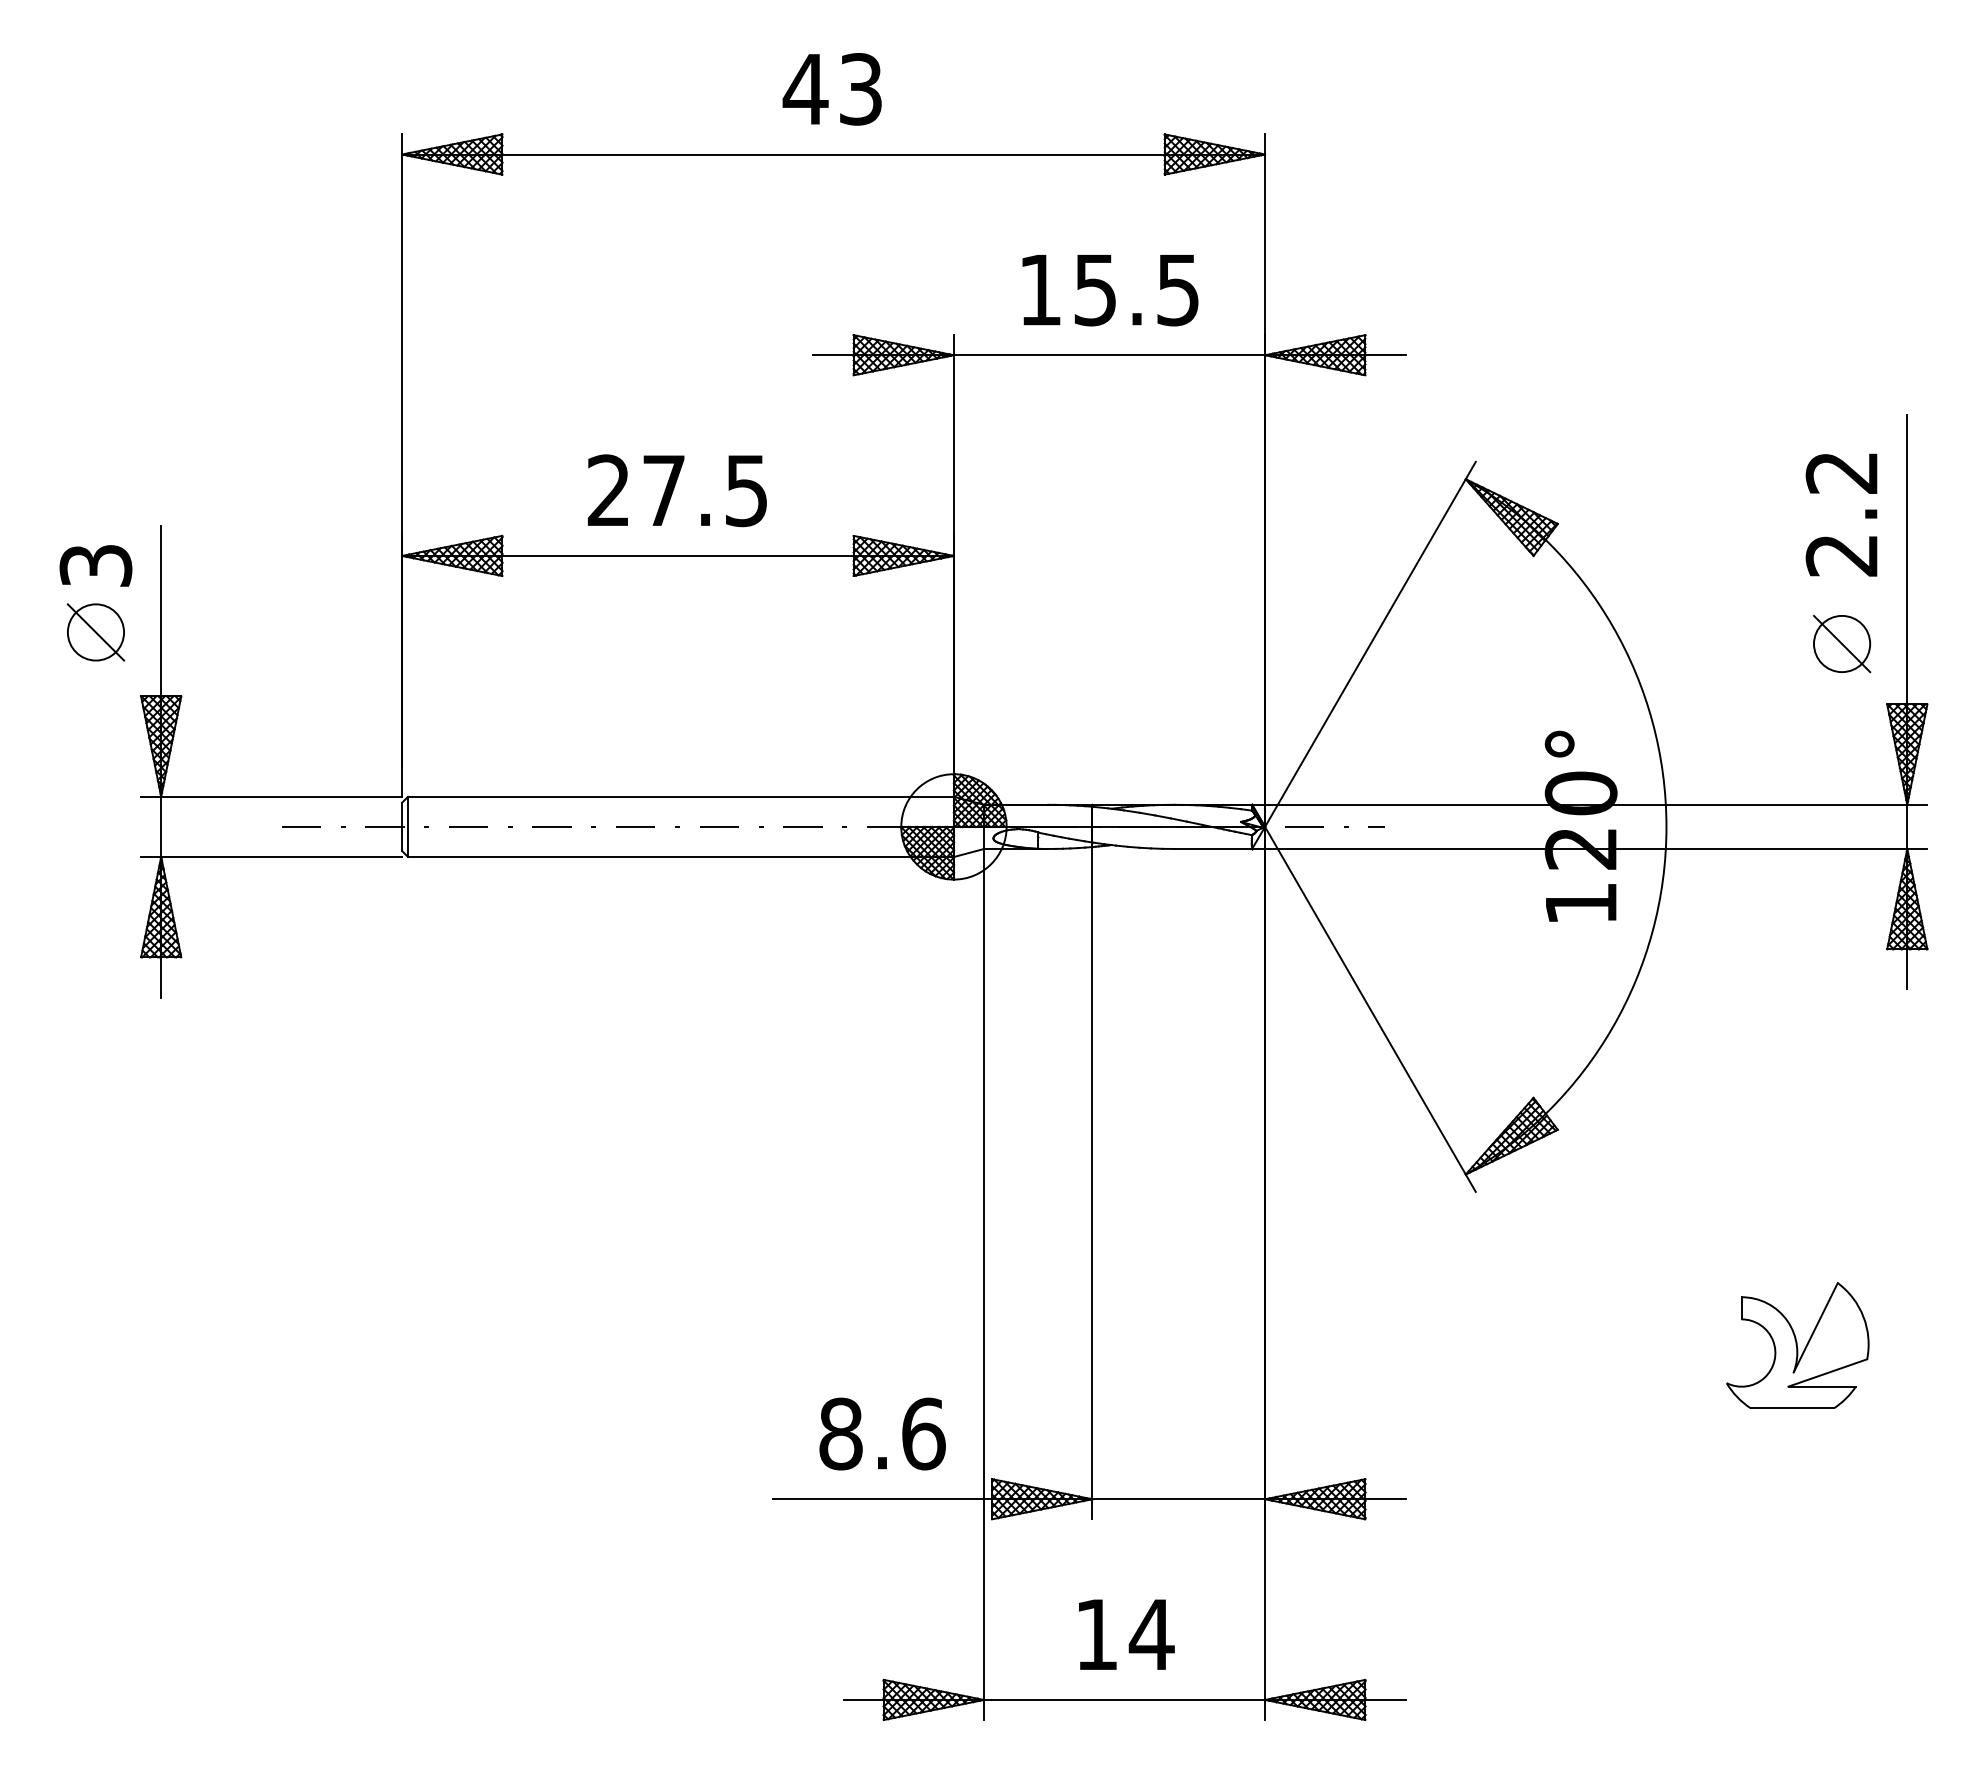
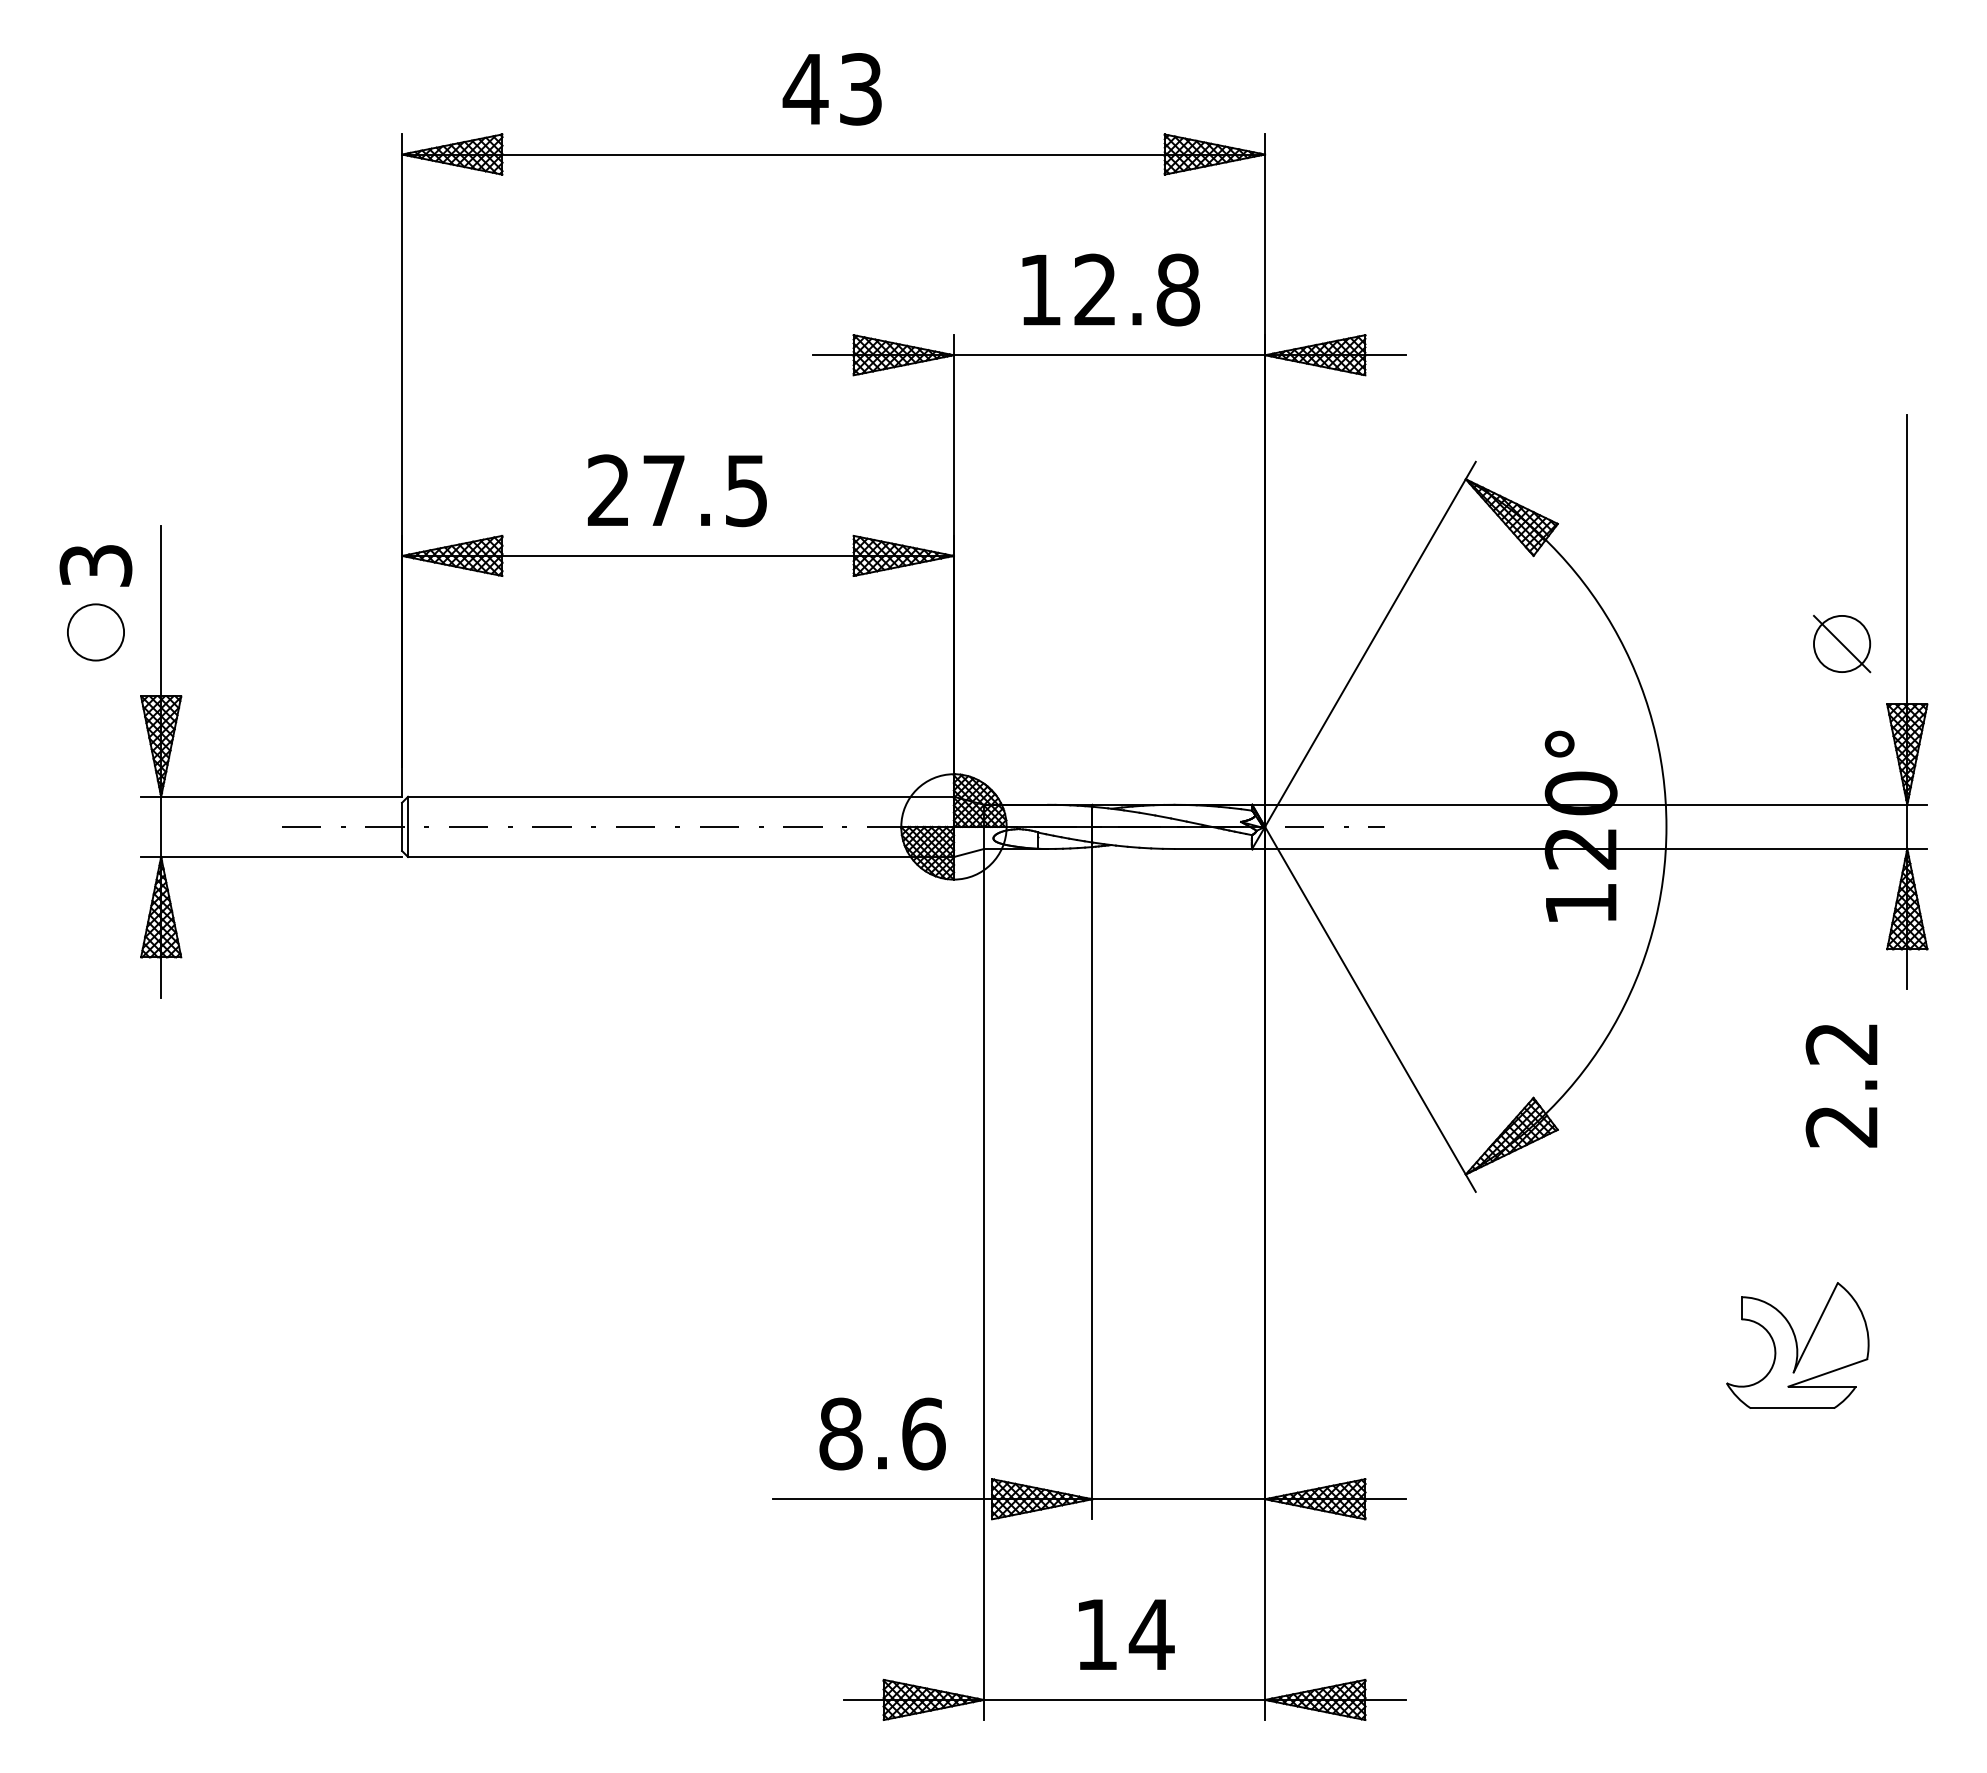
text: 15.5 -> 12.8 (1137, 289)
text position: (1841, 514) -> (1841, 1085) (1841, 1085)
line: present -> none (95, 632)
